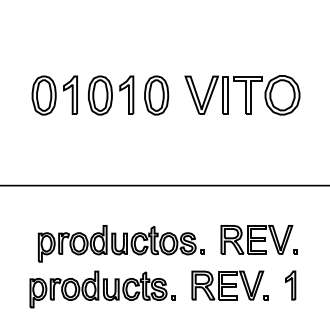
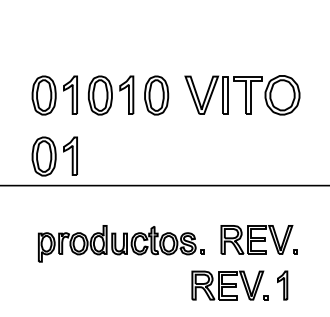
part: none -> present (54, 156)
part position: (290, 285) -> (282, 285) (282, 285)
part: present -> none (102, 289)
